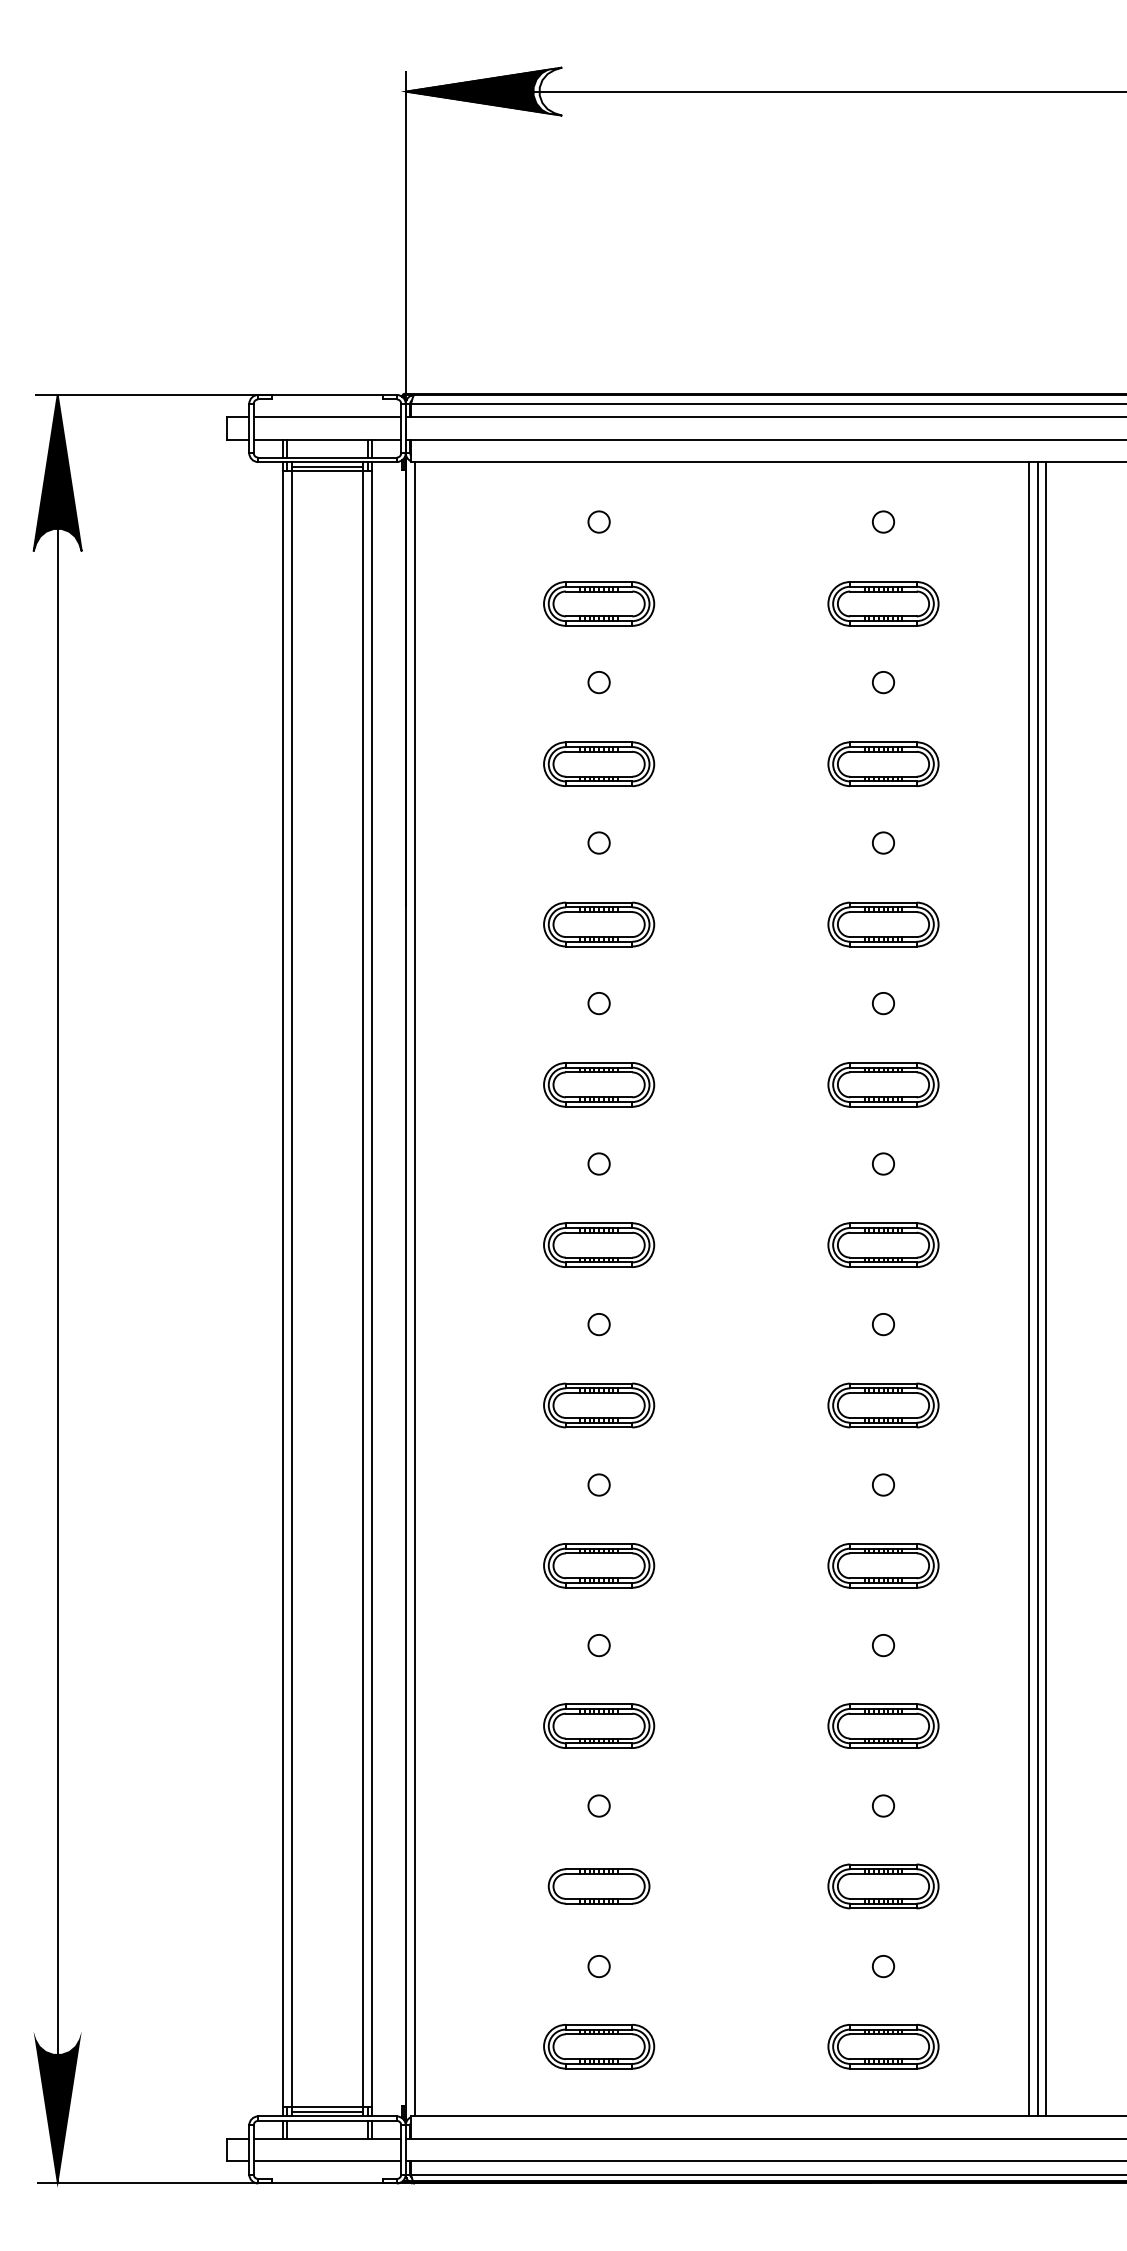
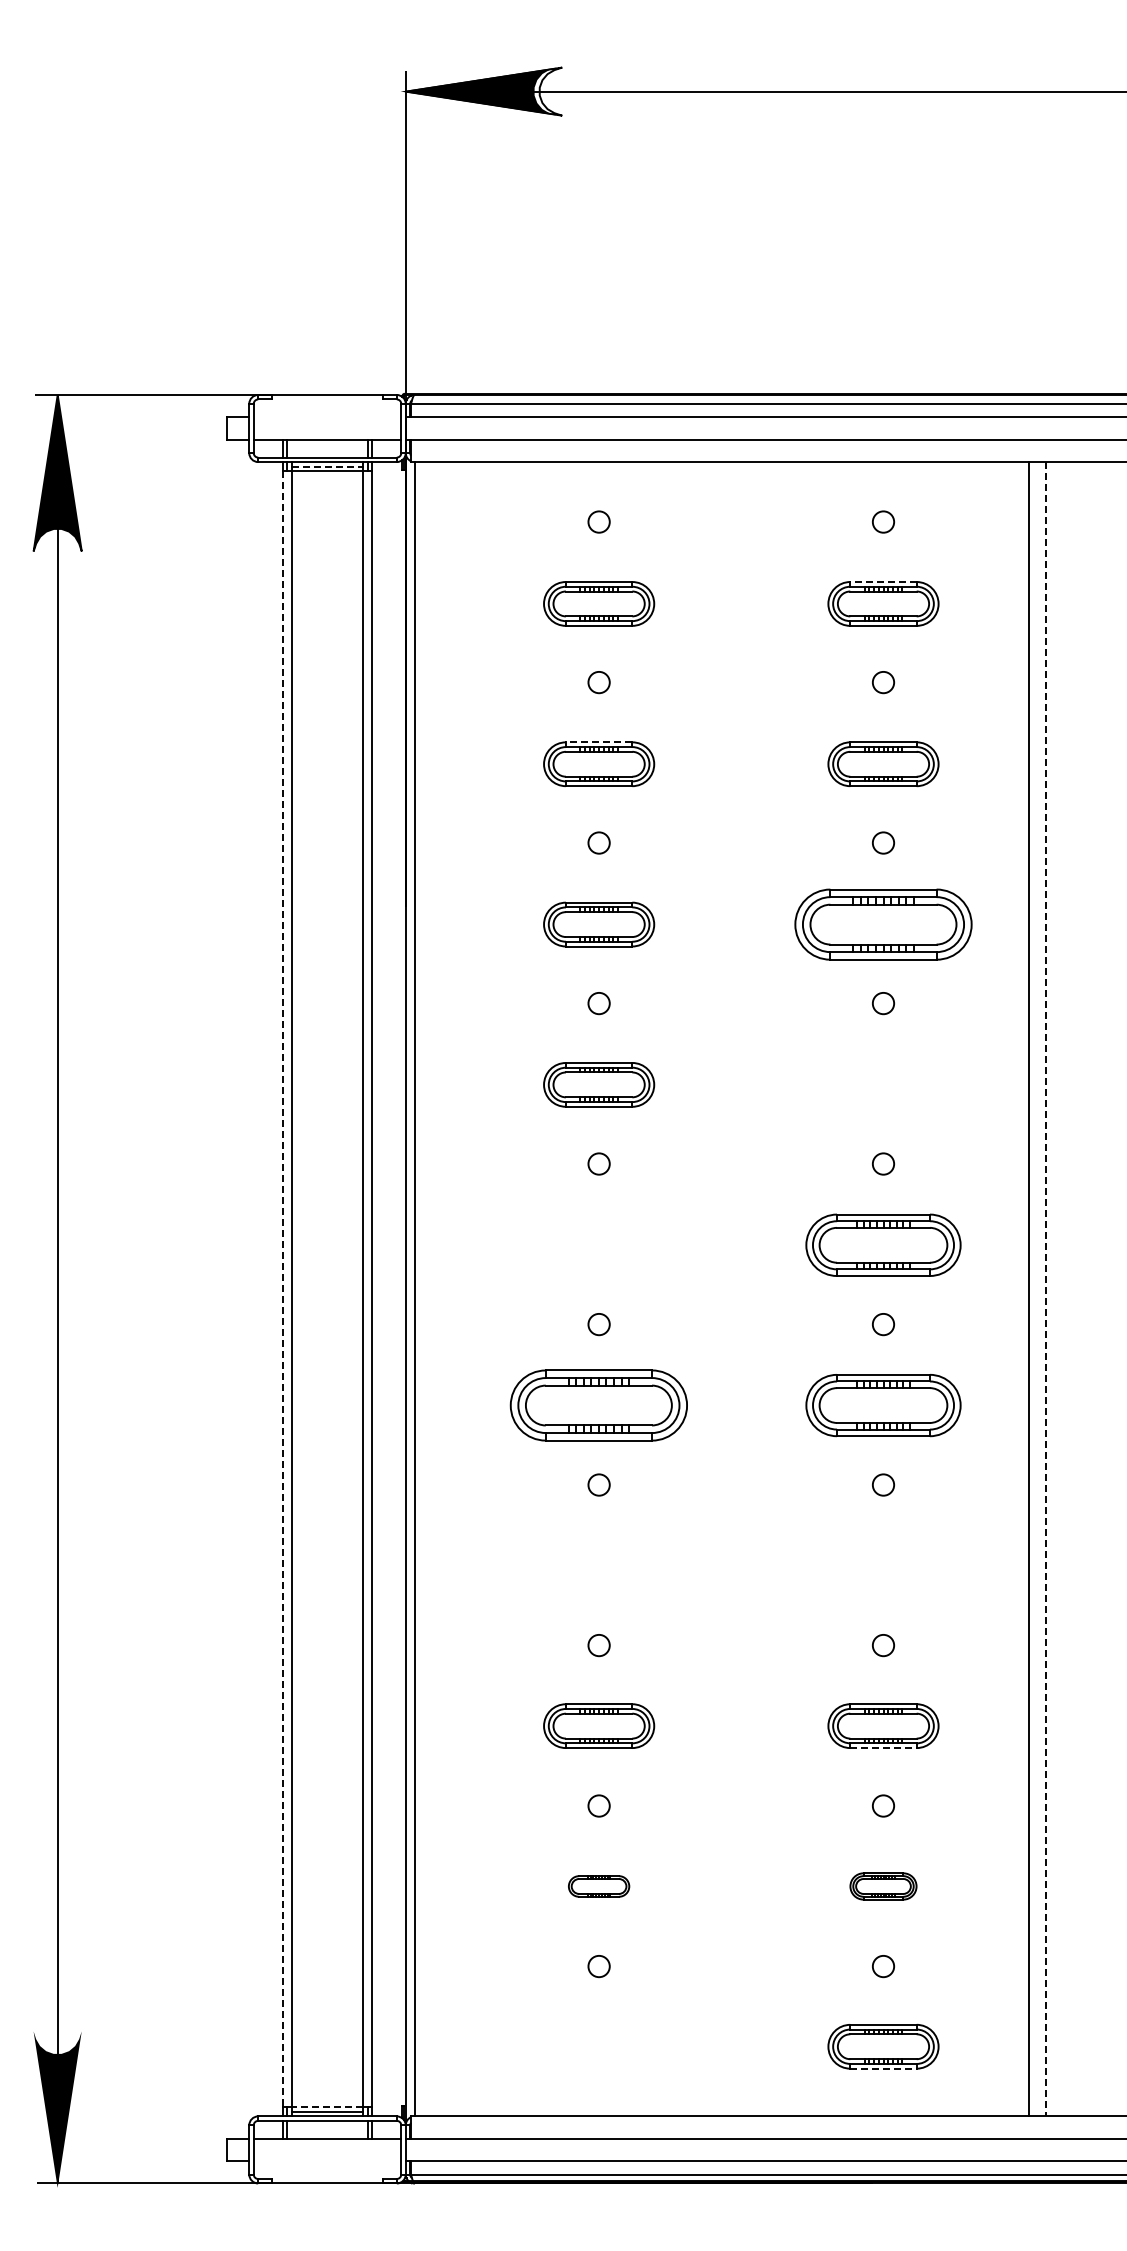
line: present -> none (327, 417)
line: solid -> dashed (327, 466)
line: solid -> dashed (883, 582)
line: solid -> dashed (598, 742)
part size: 113x47 px -> 179x73 px (883, 924)
part: present -> none (883, 1084)
part: present -> none (599, 1244)
part size: 113x46 px -> 157x64 px (883, 1244)
line: solid -> dashed (282, 1289)
line: present -> none (1037, 1289)
line: solid -> dashed (1046, 1289)
part size: 113x47 px -> 179x73 px (598, 1405)
part size: 113x47 px -> 157x64 px (883, 1405)
part: present -> none (599, 1565)
part: present -> none (883, 1565)
line: solid -> dashed (883, 1748)
part size: 104x37 px -> 63x23 px (599, 1886)
part size: 113x47 px -> 69x29 px (883, 1886)
part: present -> none (599, 2046)
line: solid -> dashed (883, 2068)
line: solid -> dashed (327, 2107)
line: present -> none (327, 2161)
